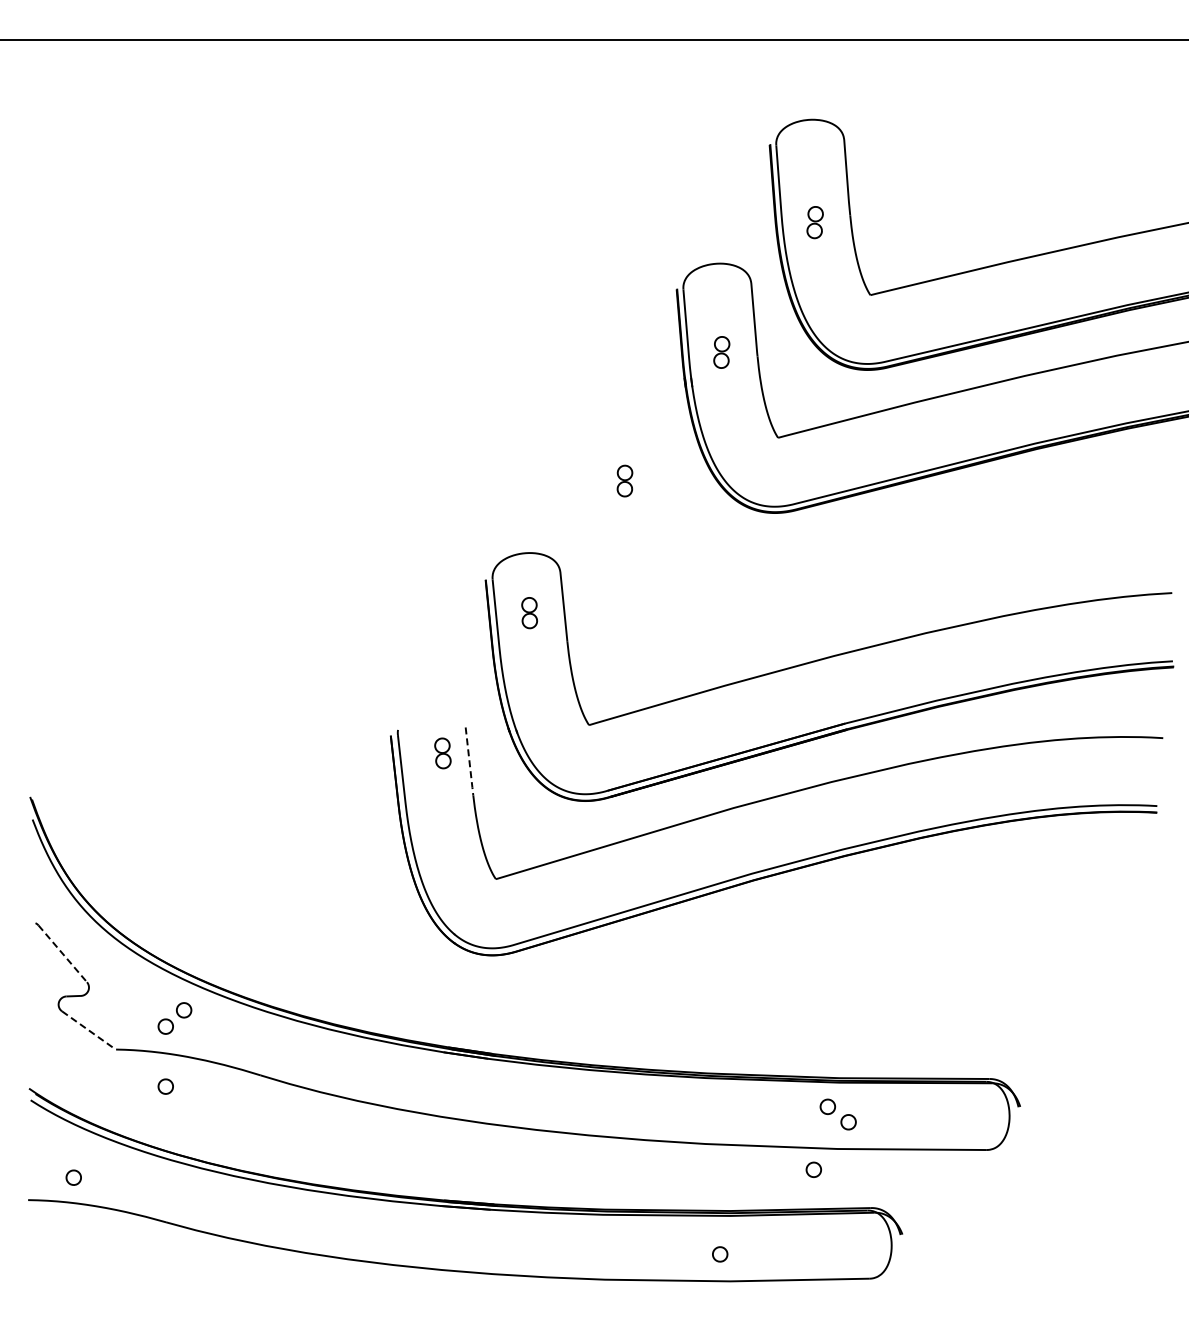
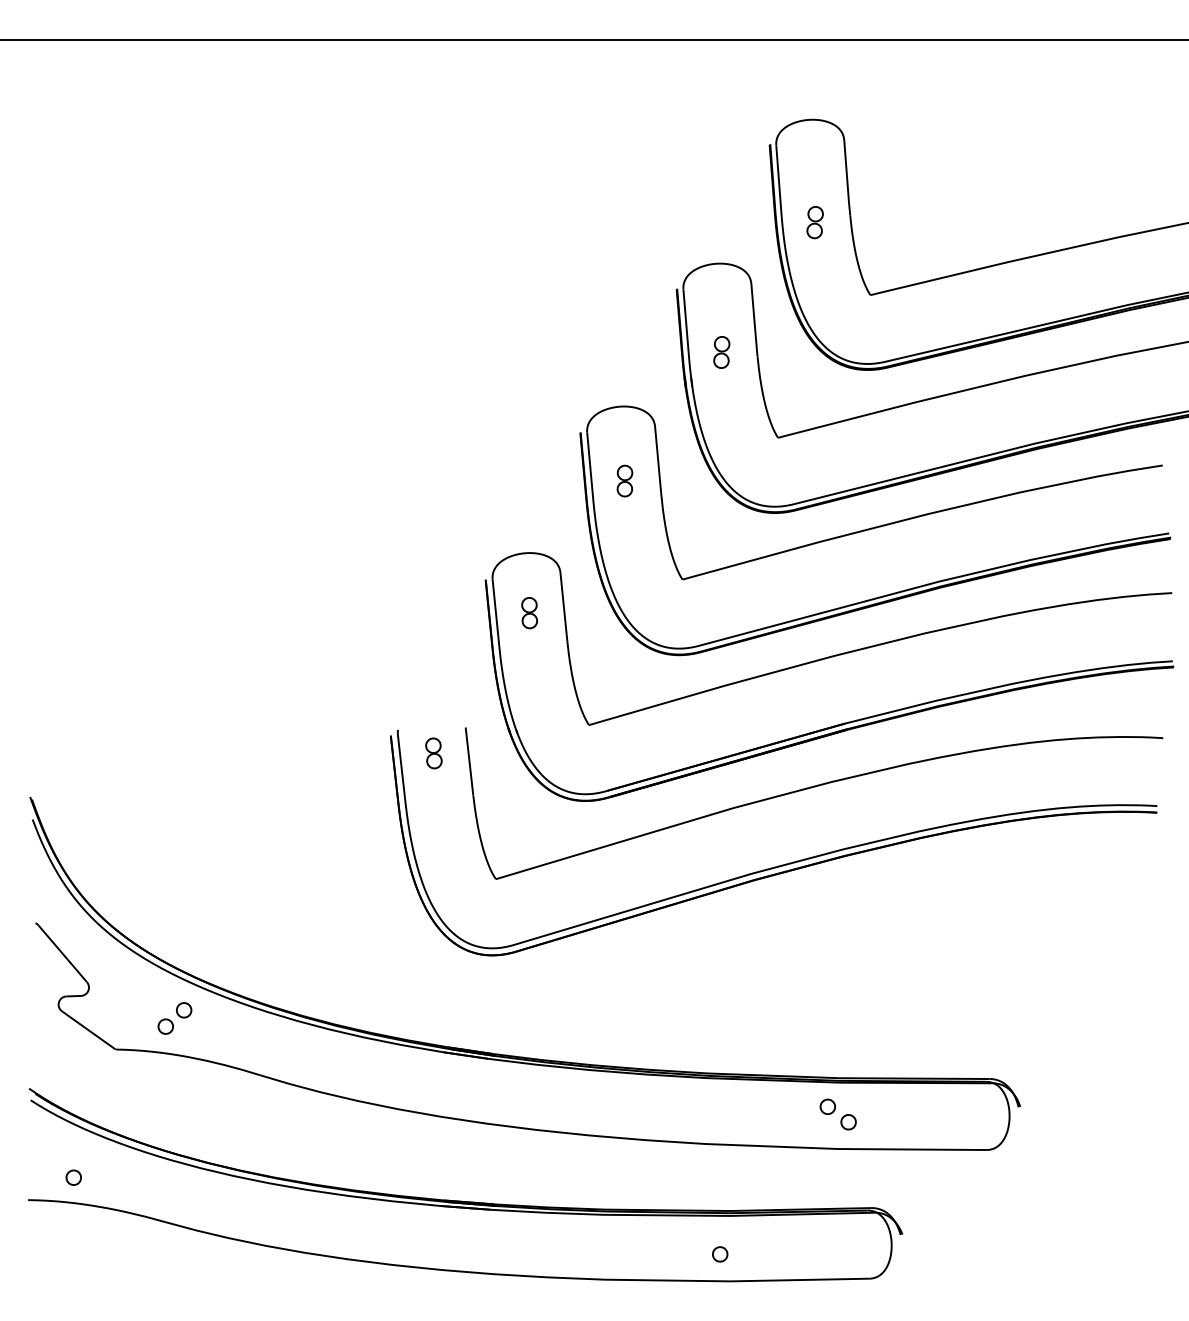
part: none -> present (875, 530)
part position: (442, 753) -> (433, 753) (433, 753)
line: dashed -> solid (469, 762)
line: dashed -> solid (63, 954)
line: dashed -> solid (88, 1030)
part: present -> none (165, 1086)
part: present -> none (813, 1169)
